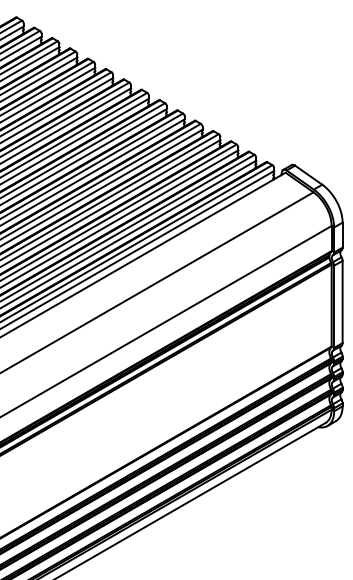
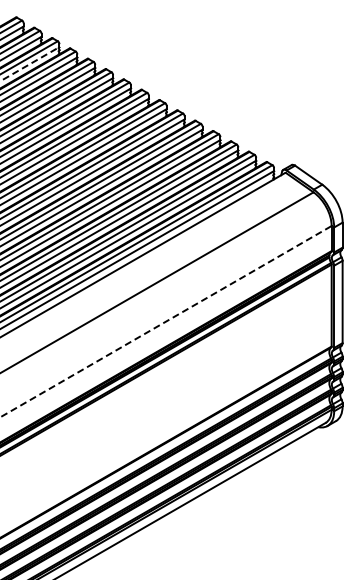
line: solid -> dashed (30, 64)
line: solid -> dashed (166, 321)
